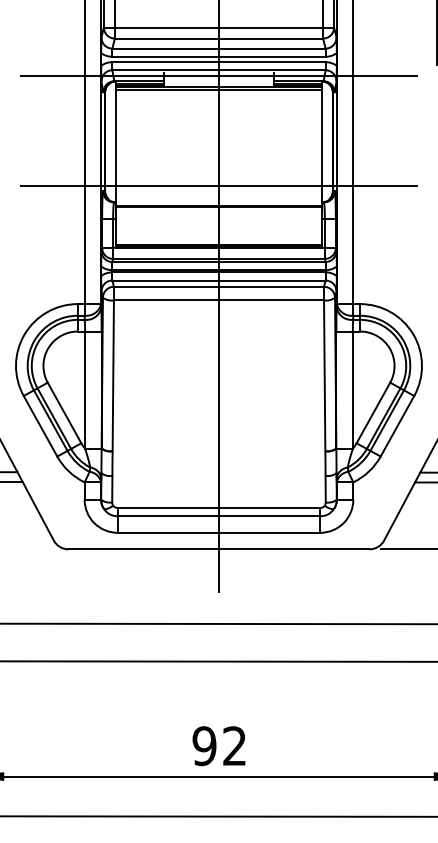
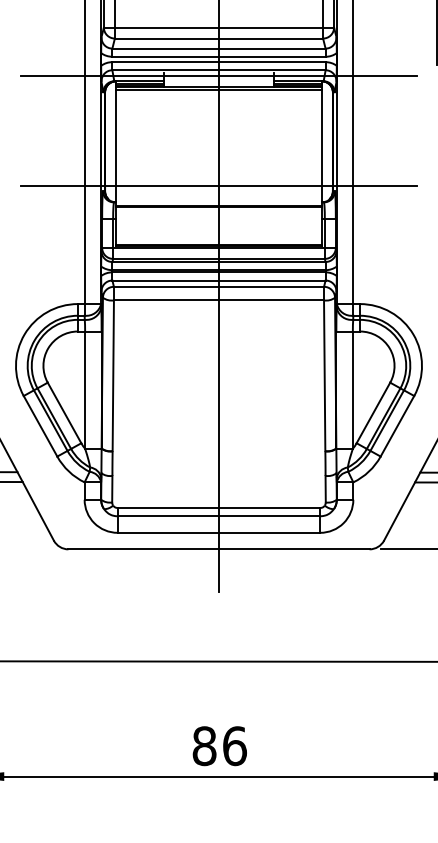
line: present -> none (218, 623)
text: 92 -> 86 (219, 746)
line: present -> none (218, 816)
